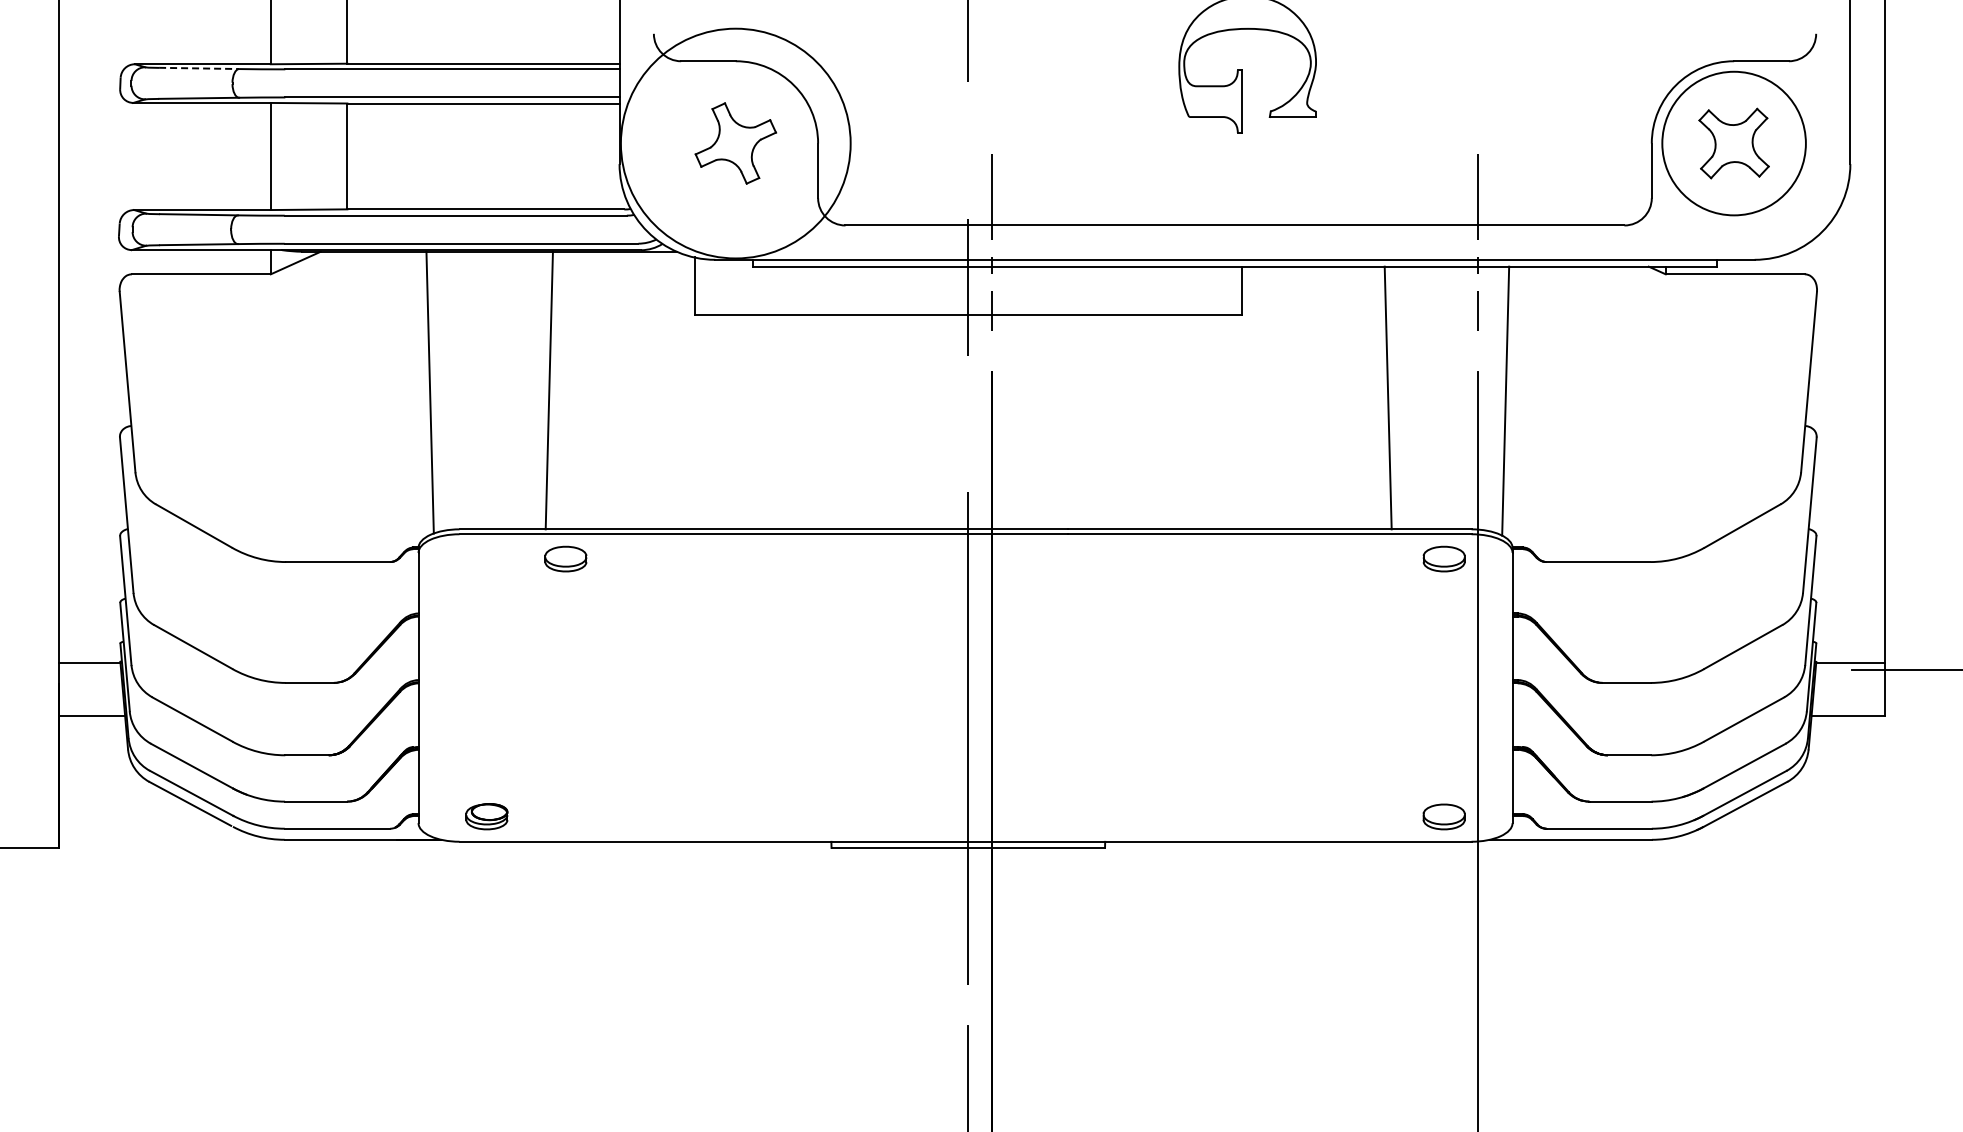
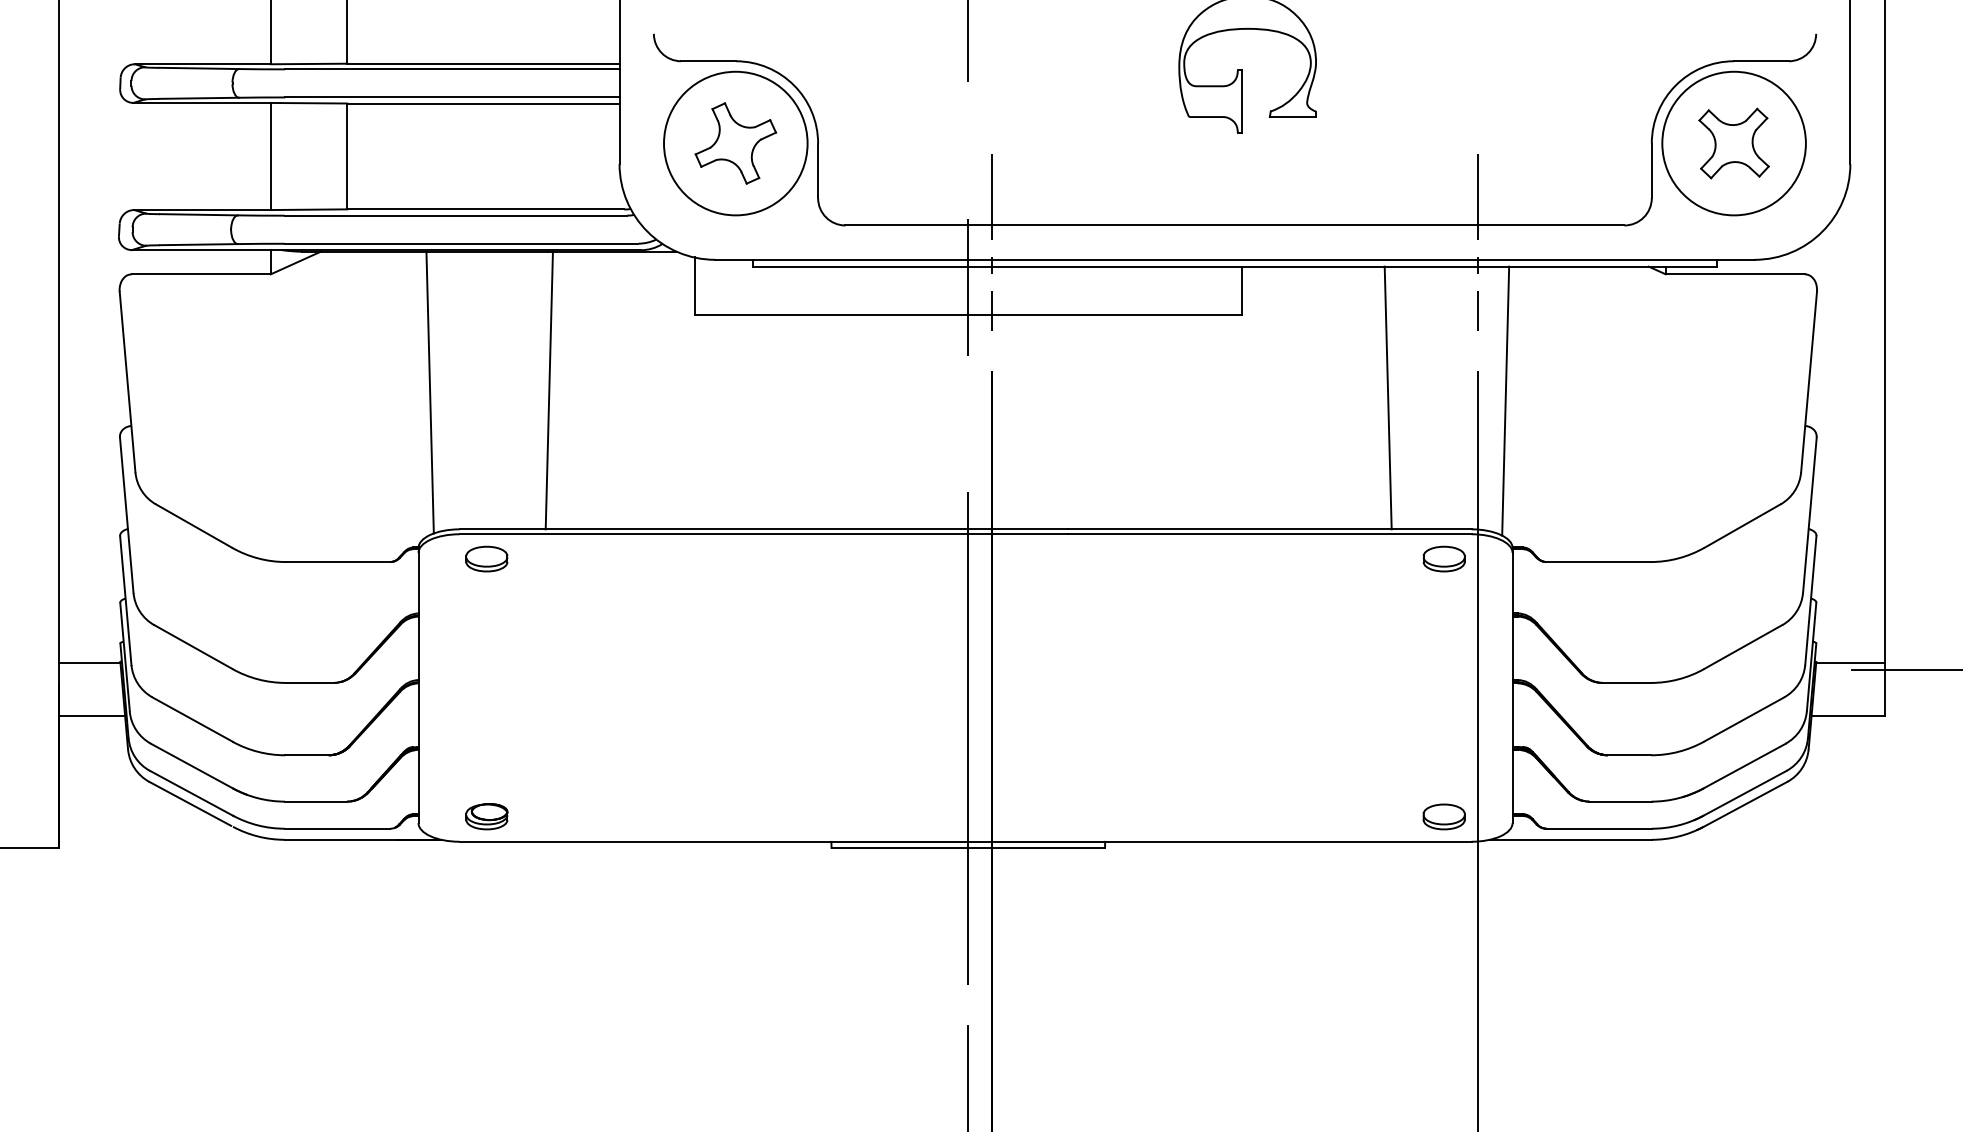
line: dashed -> solid (199, 68)
circle diameter: 230 px -> 144 px (735, 143)
part position: (565, 558) -> (486, 558) (486, 558)
